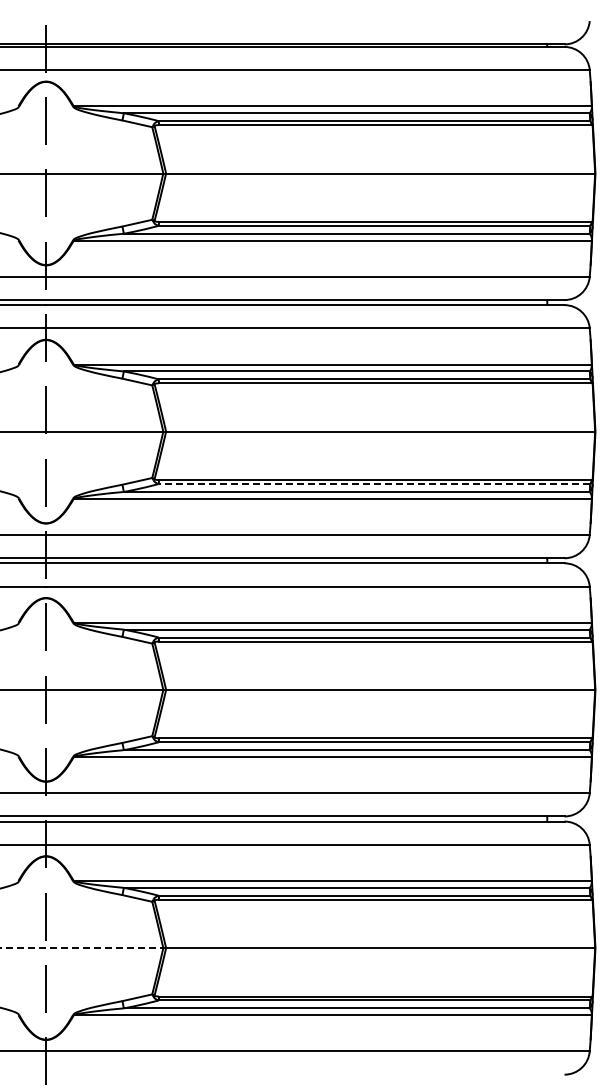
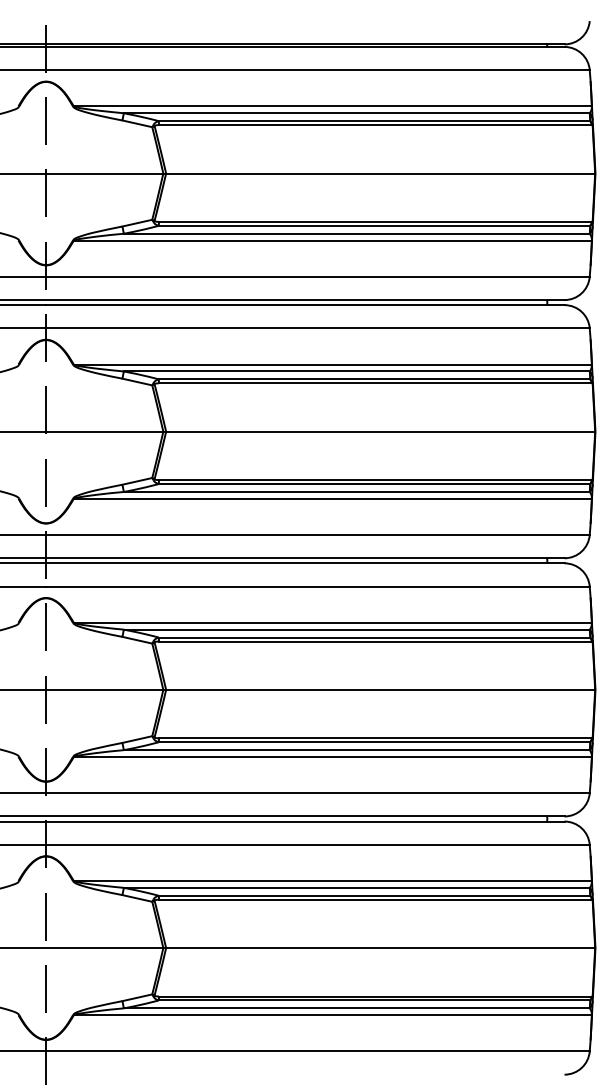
line: dashed -> solid (374, 484)
line: dashed -> solid (82, 948)
